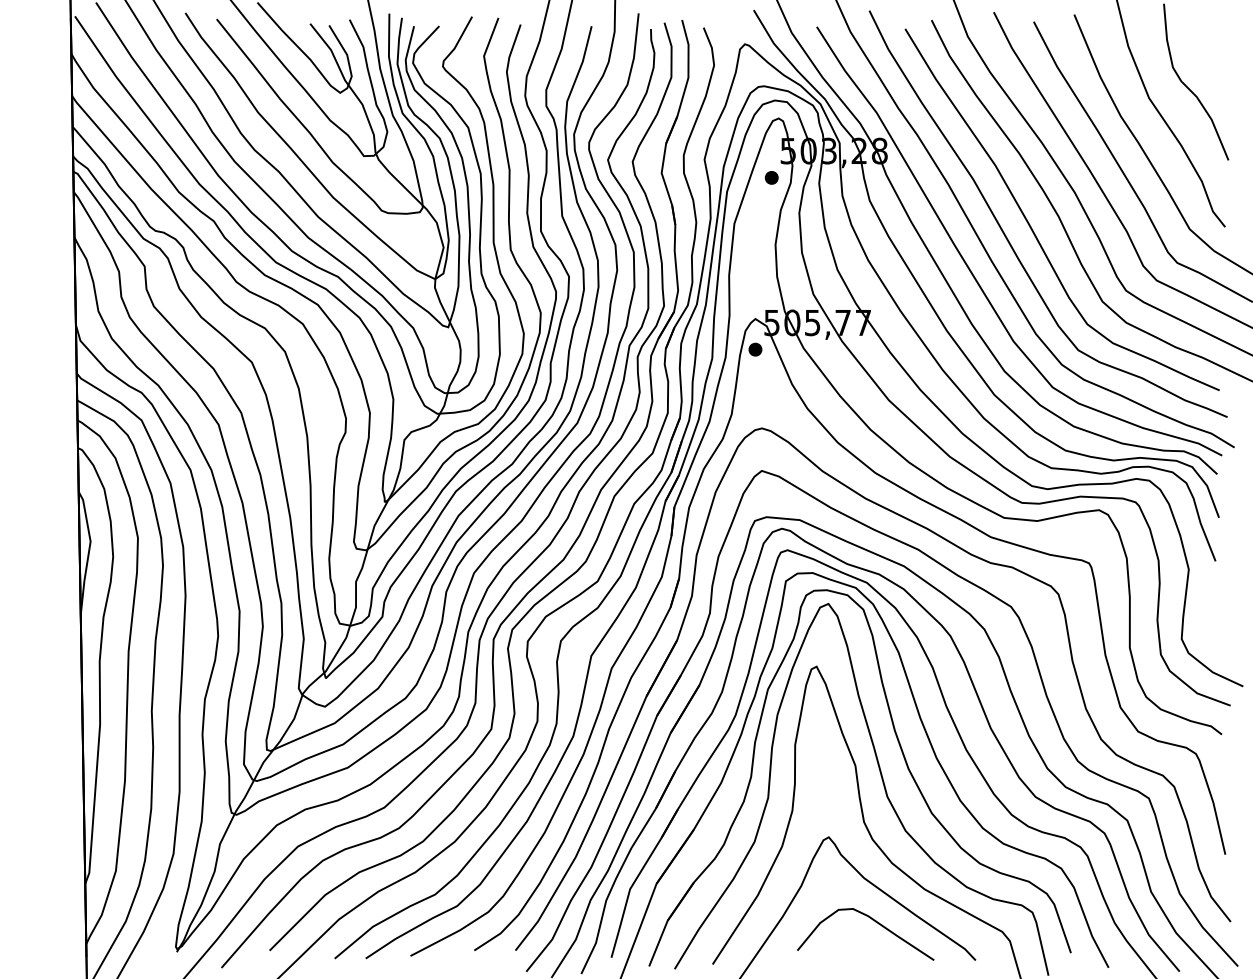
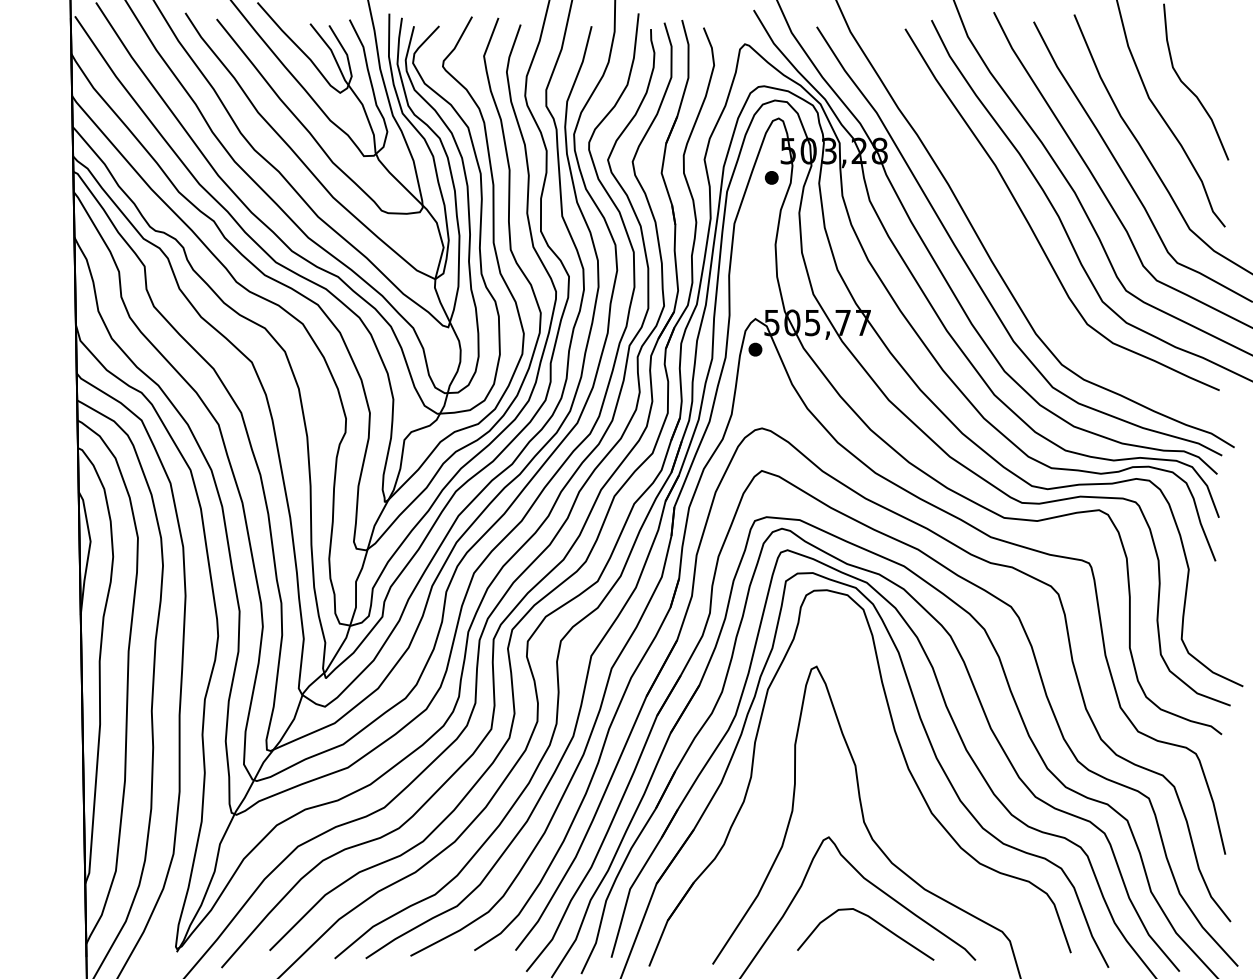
part: present -> none (1006, 235)
part: present -> none (882, 783)
